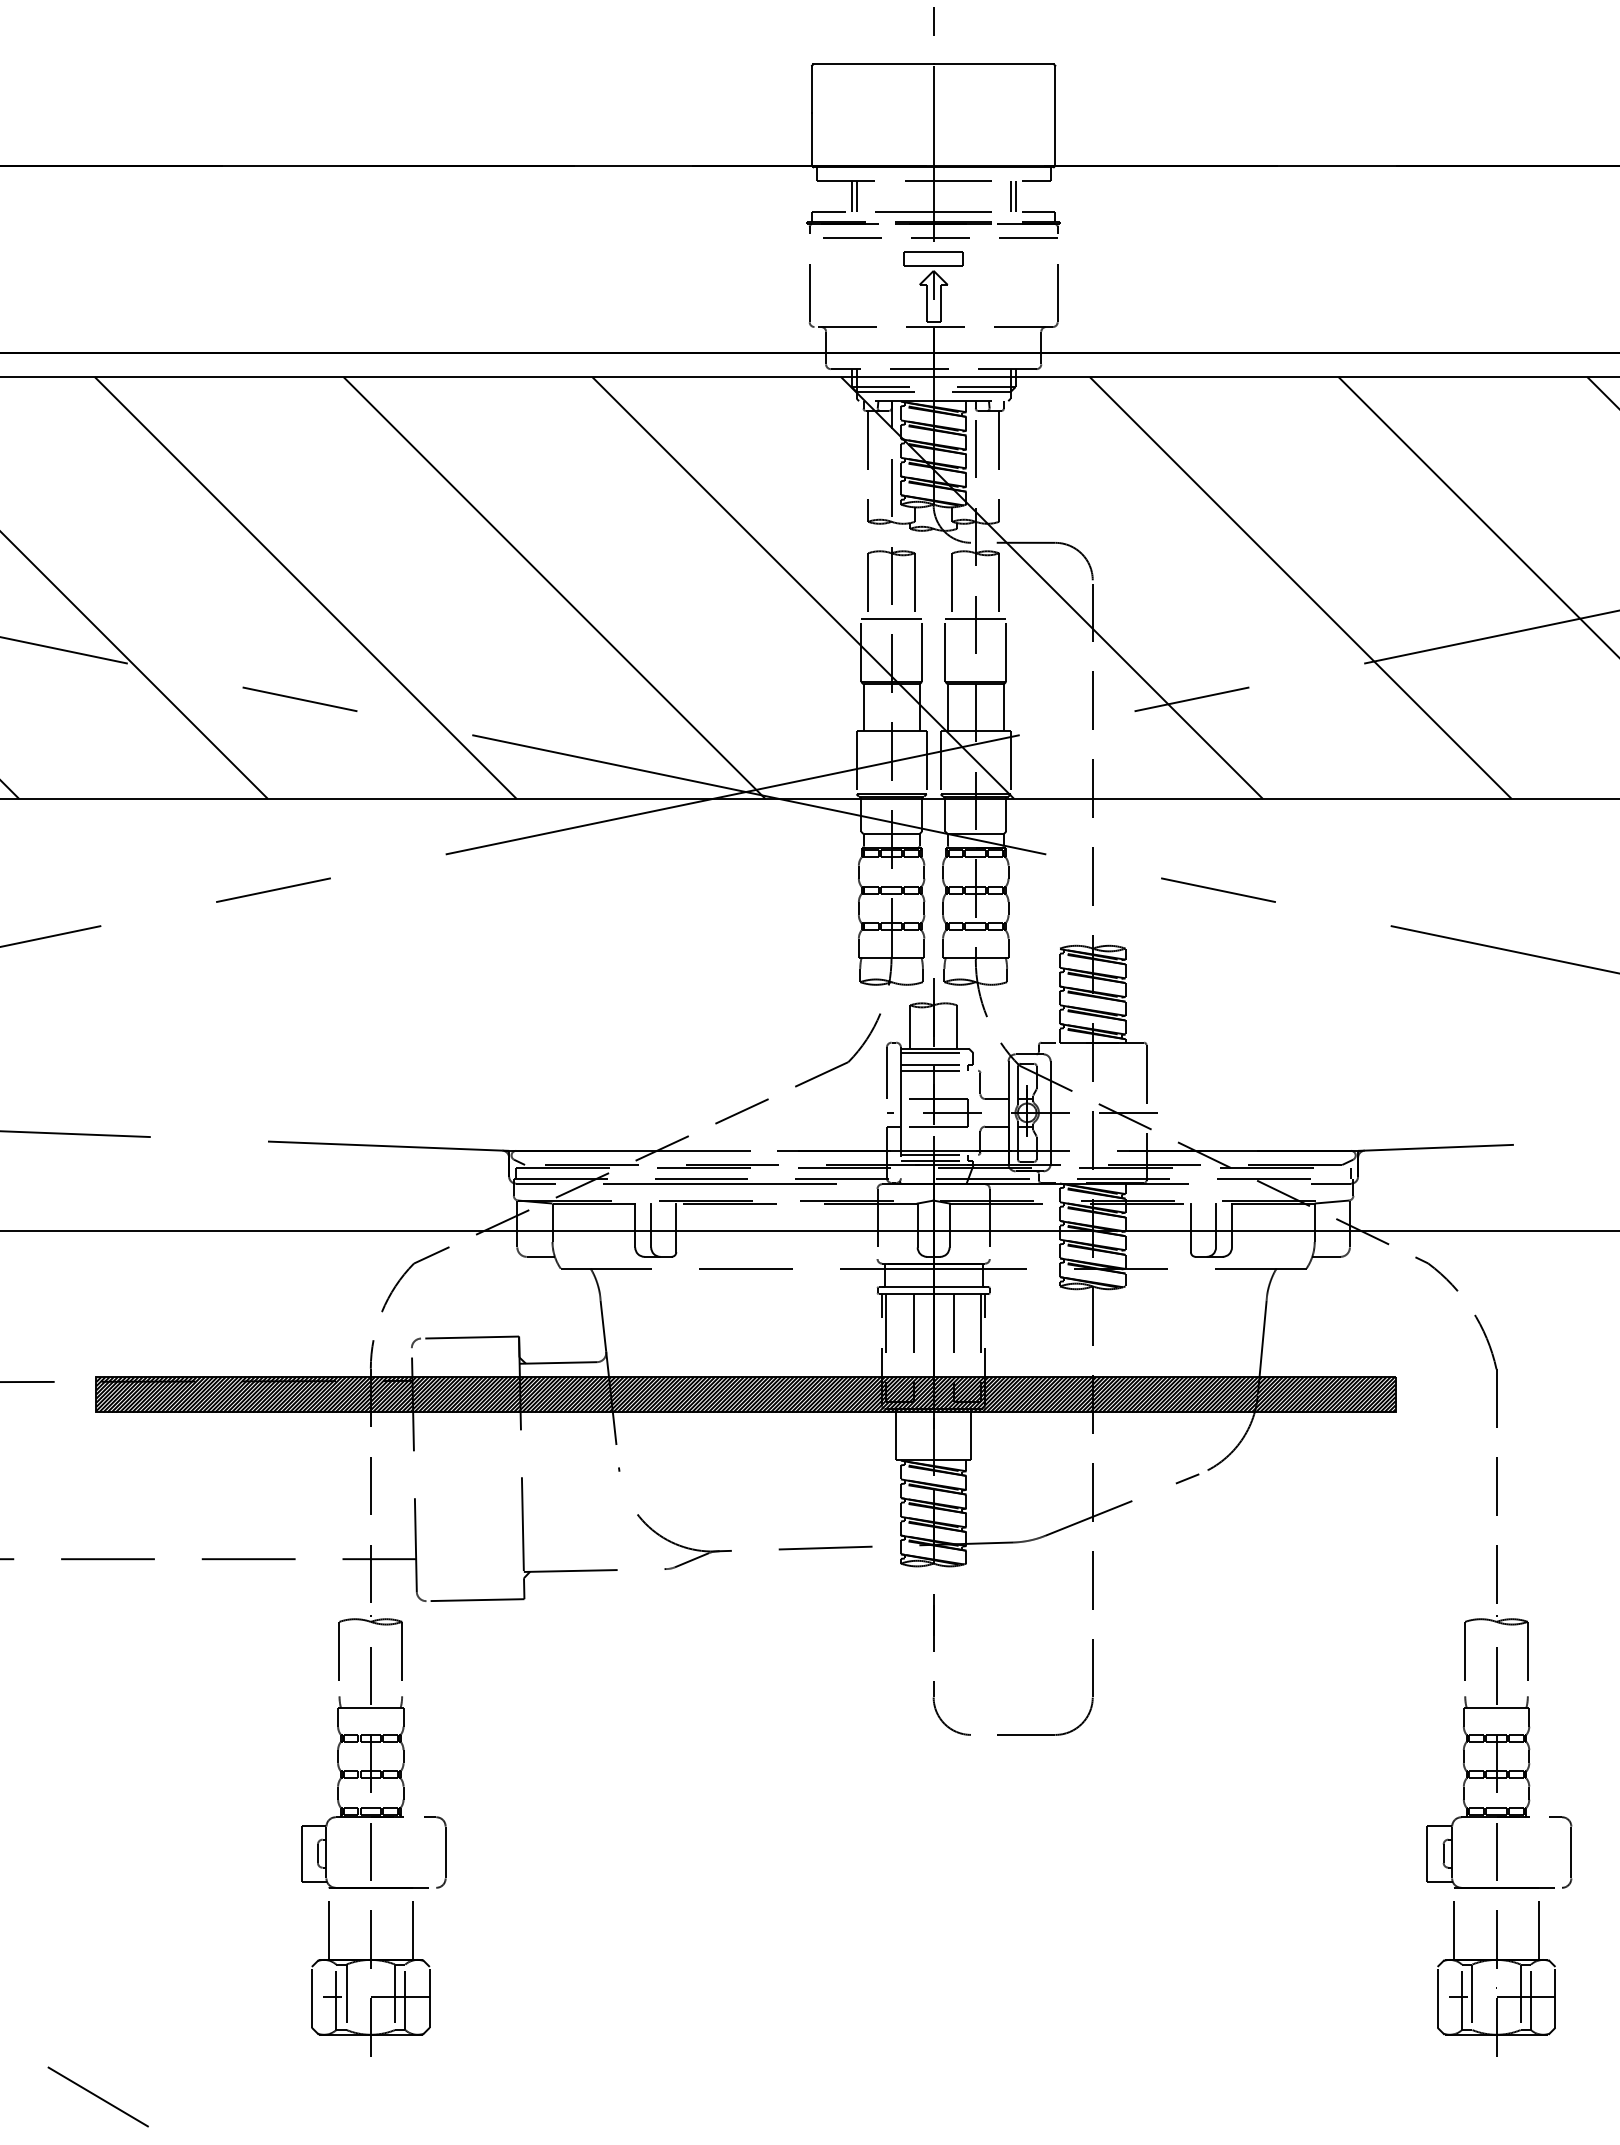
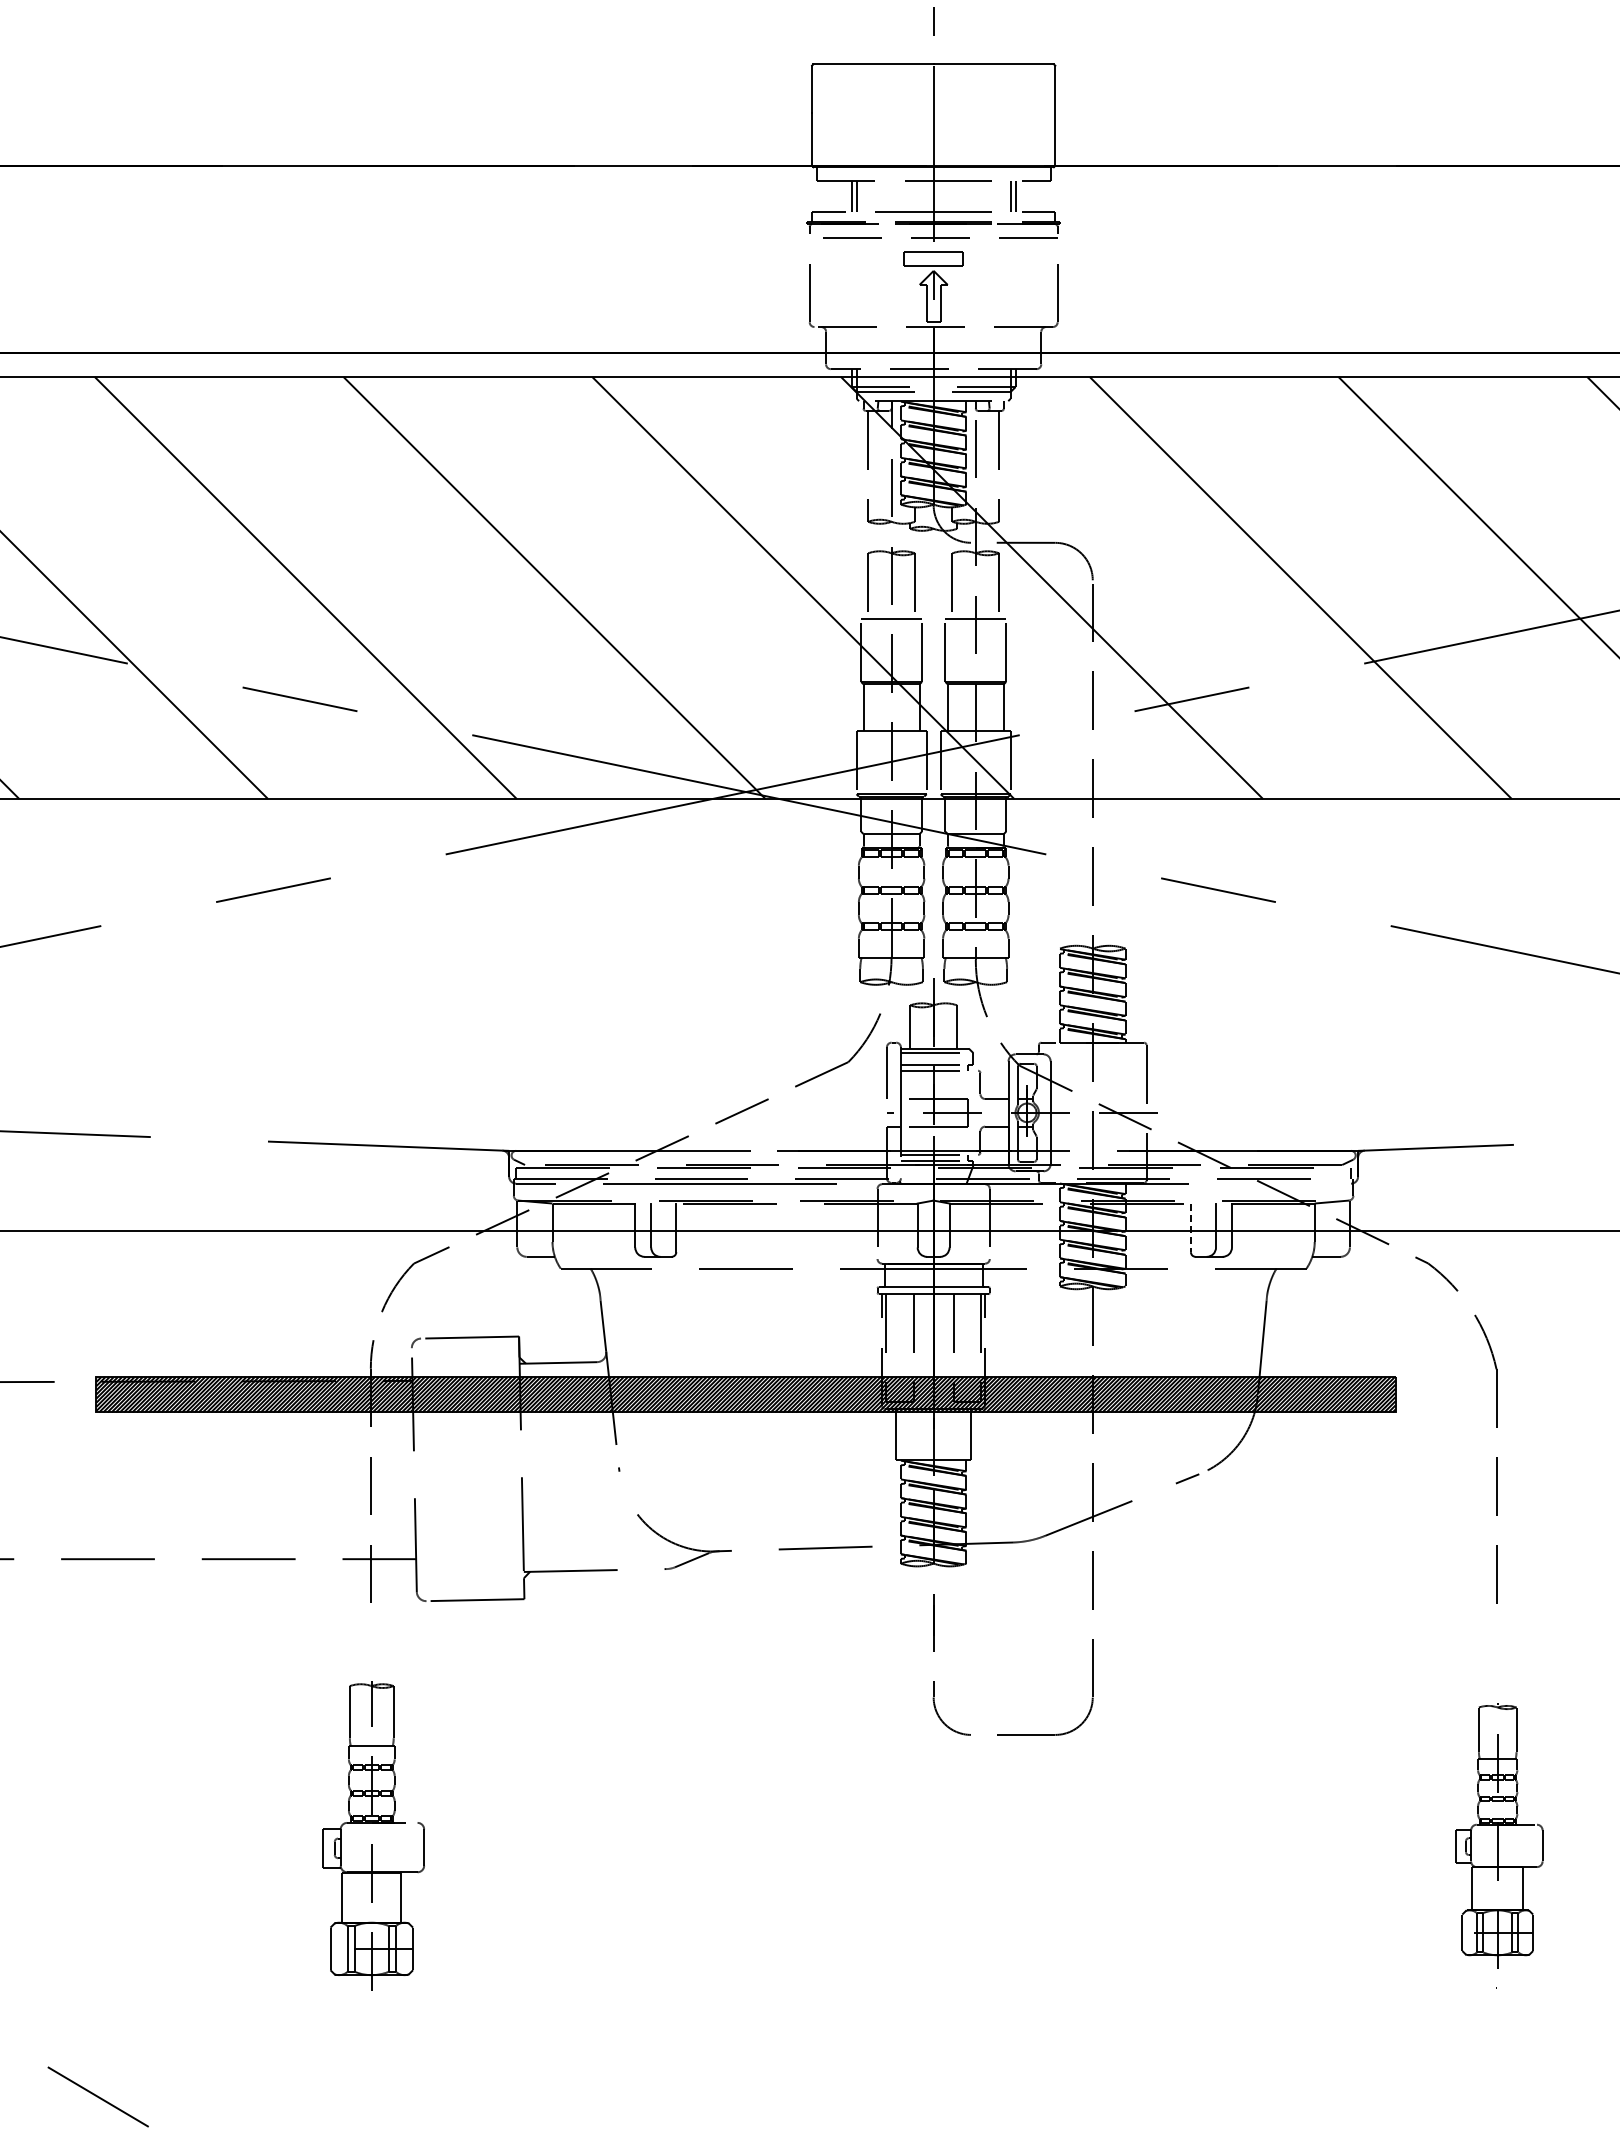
line: present -> none (1331, 1183)
line: solid -> dashed (1190, 1228)
part size: 146x442 px -> 103x310 px (373, 1835)
part size: 147x442 px -> 89x266 px (1499, 1835)
